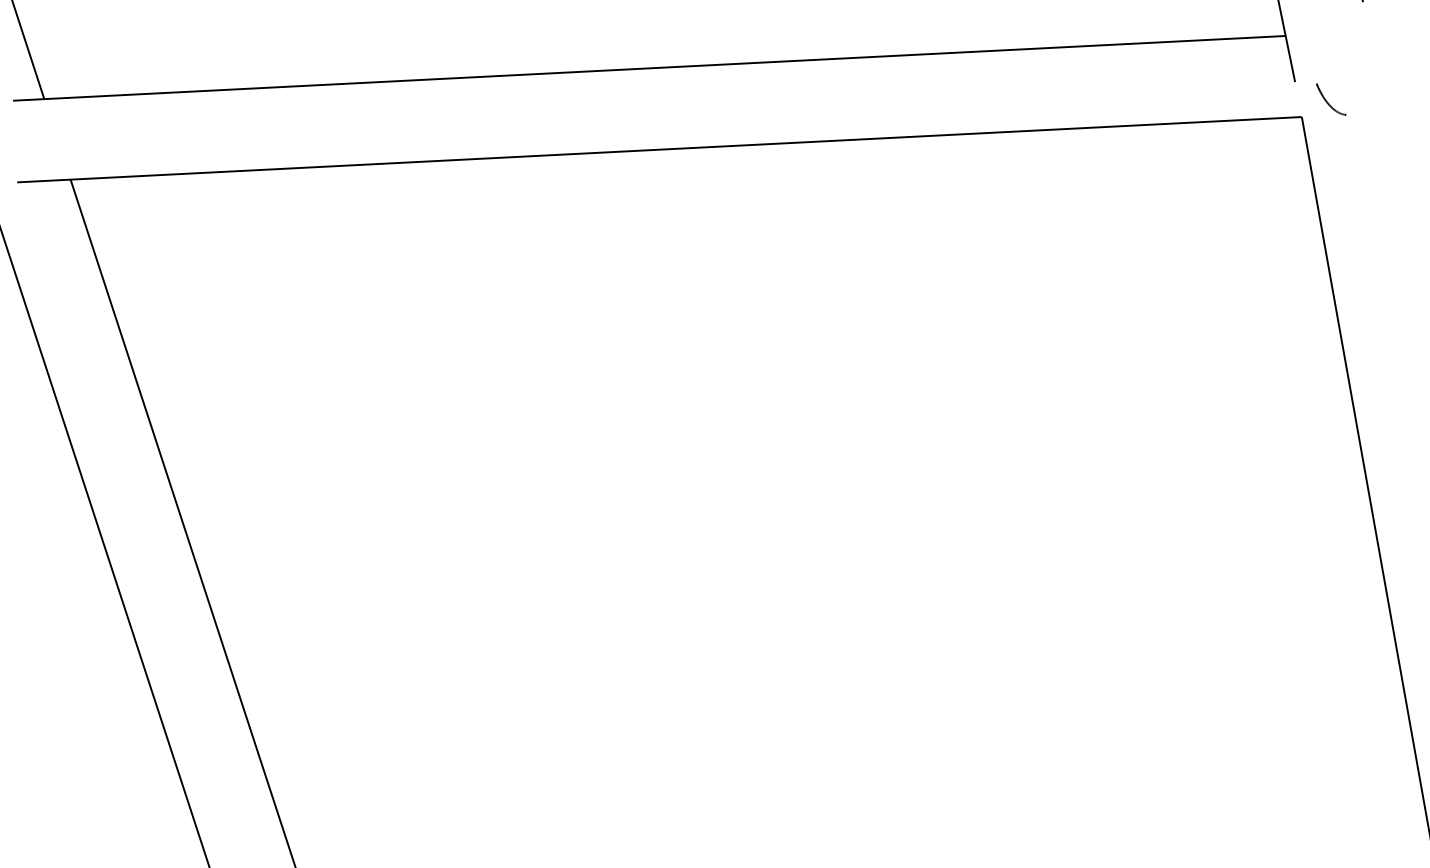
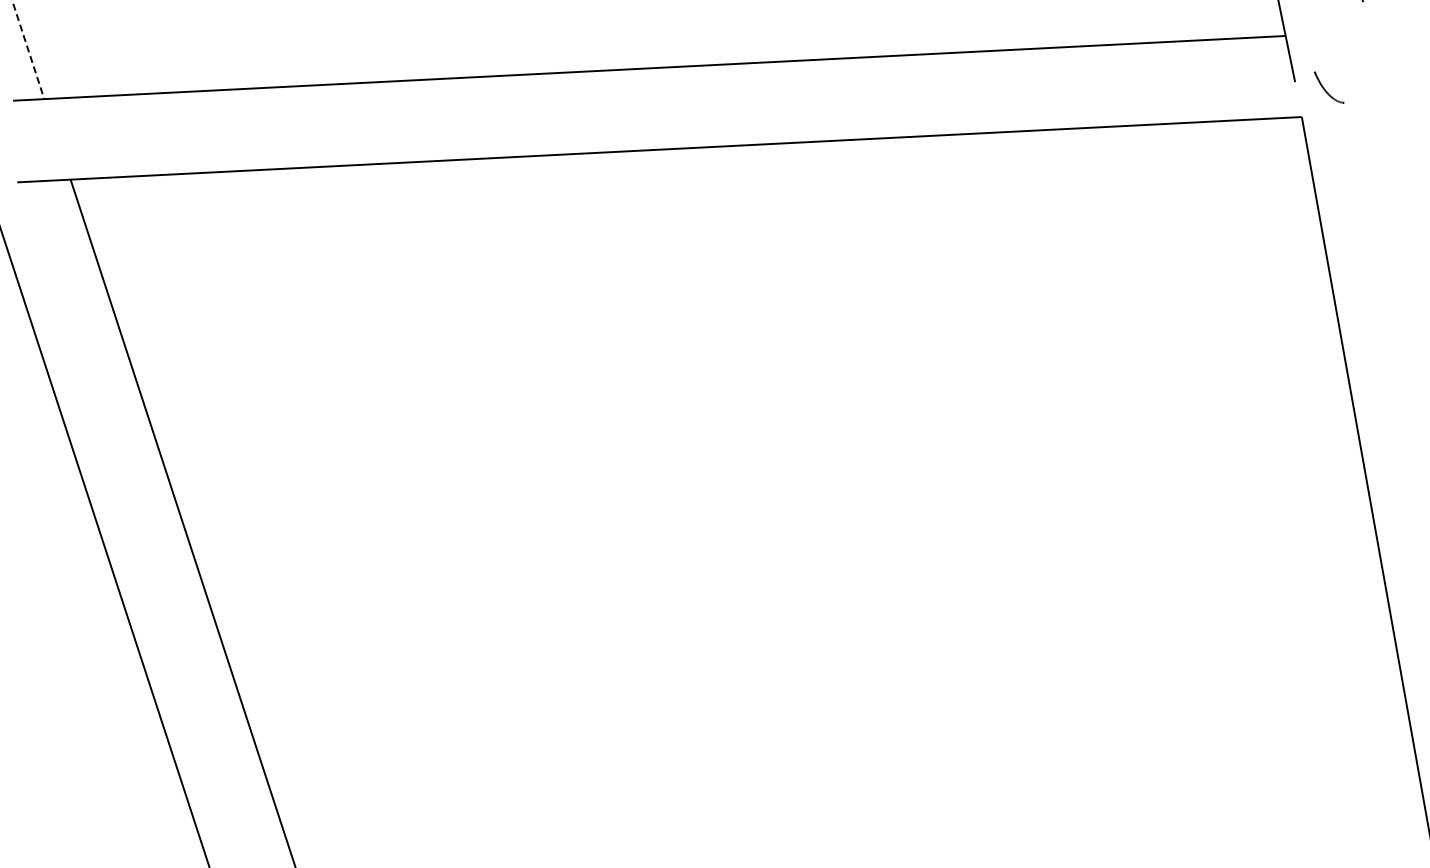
line: solid -> dashed (28, 49)
part position: (1331, 99) -> (1329, 87) (1329, 87)
